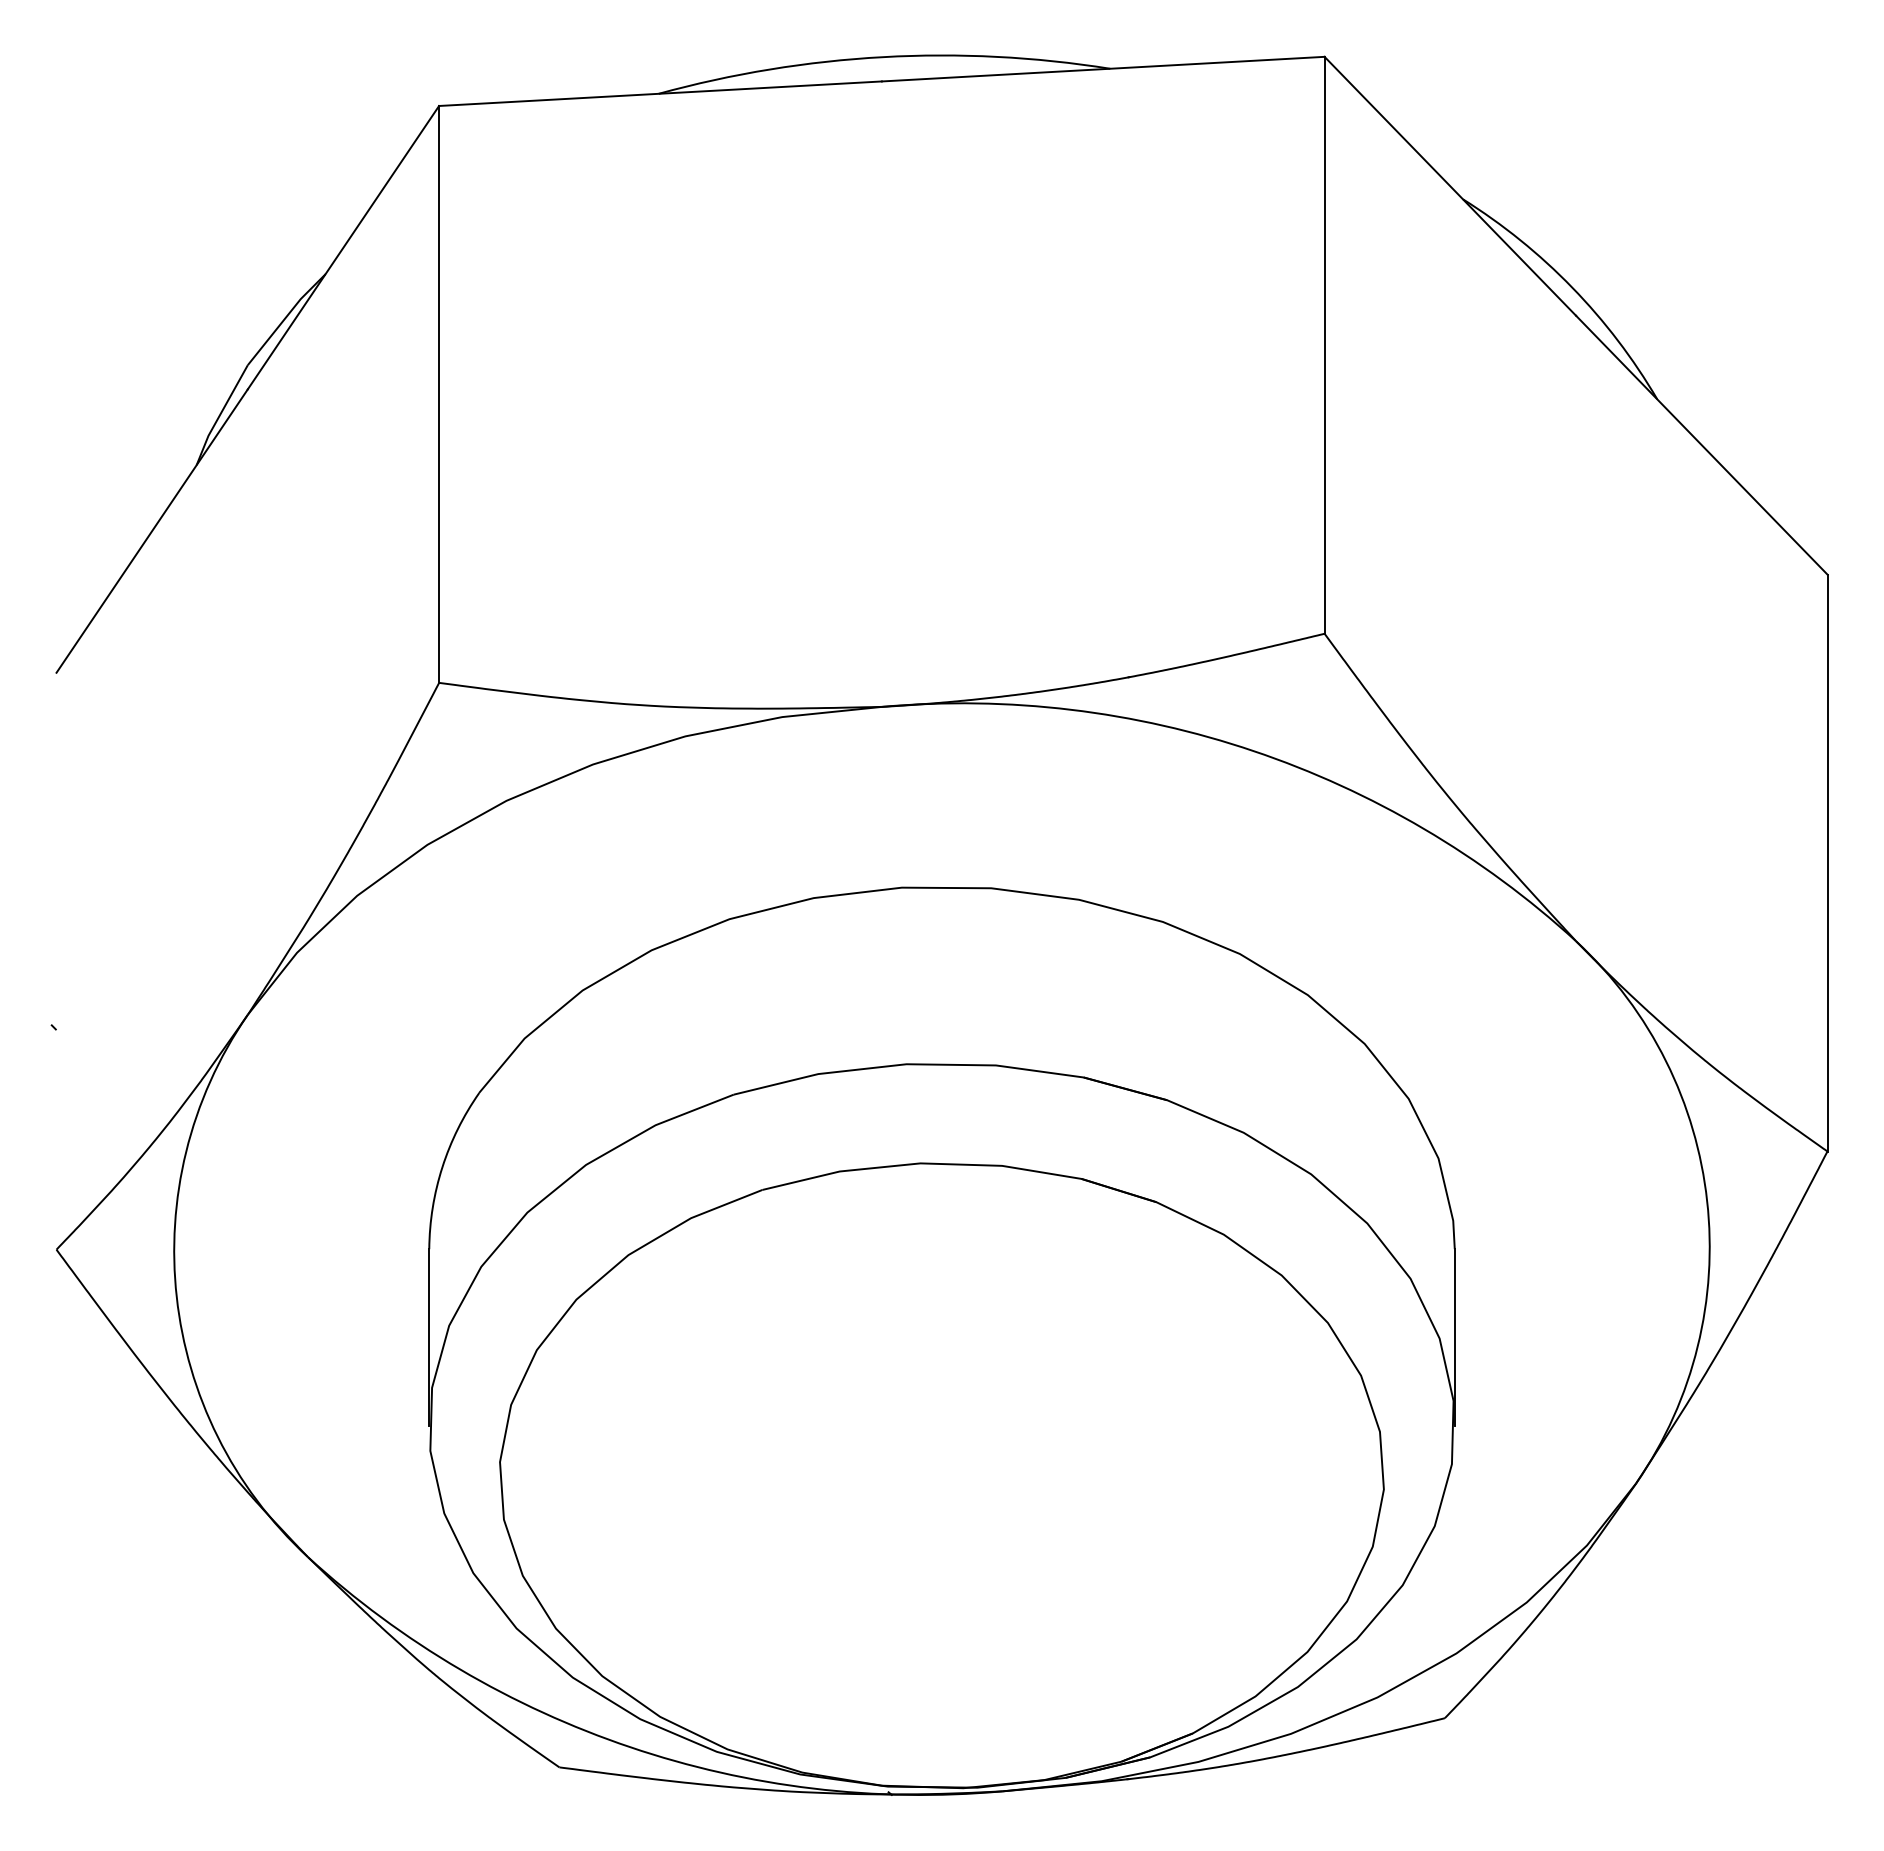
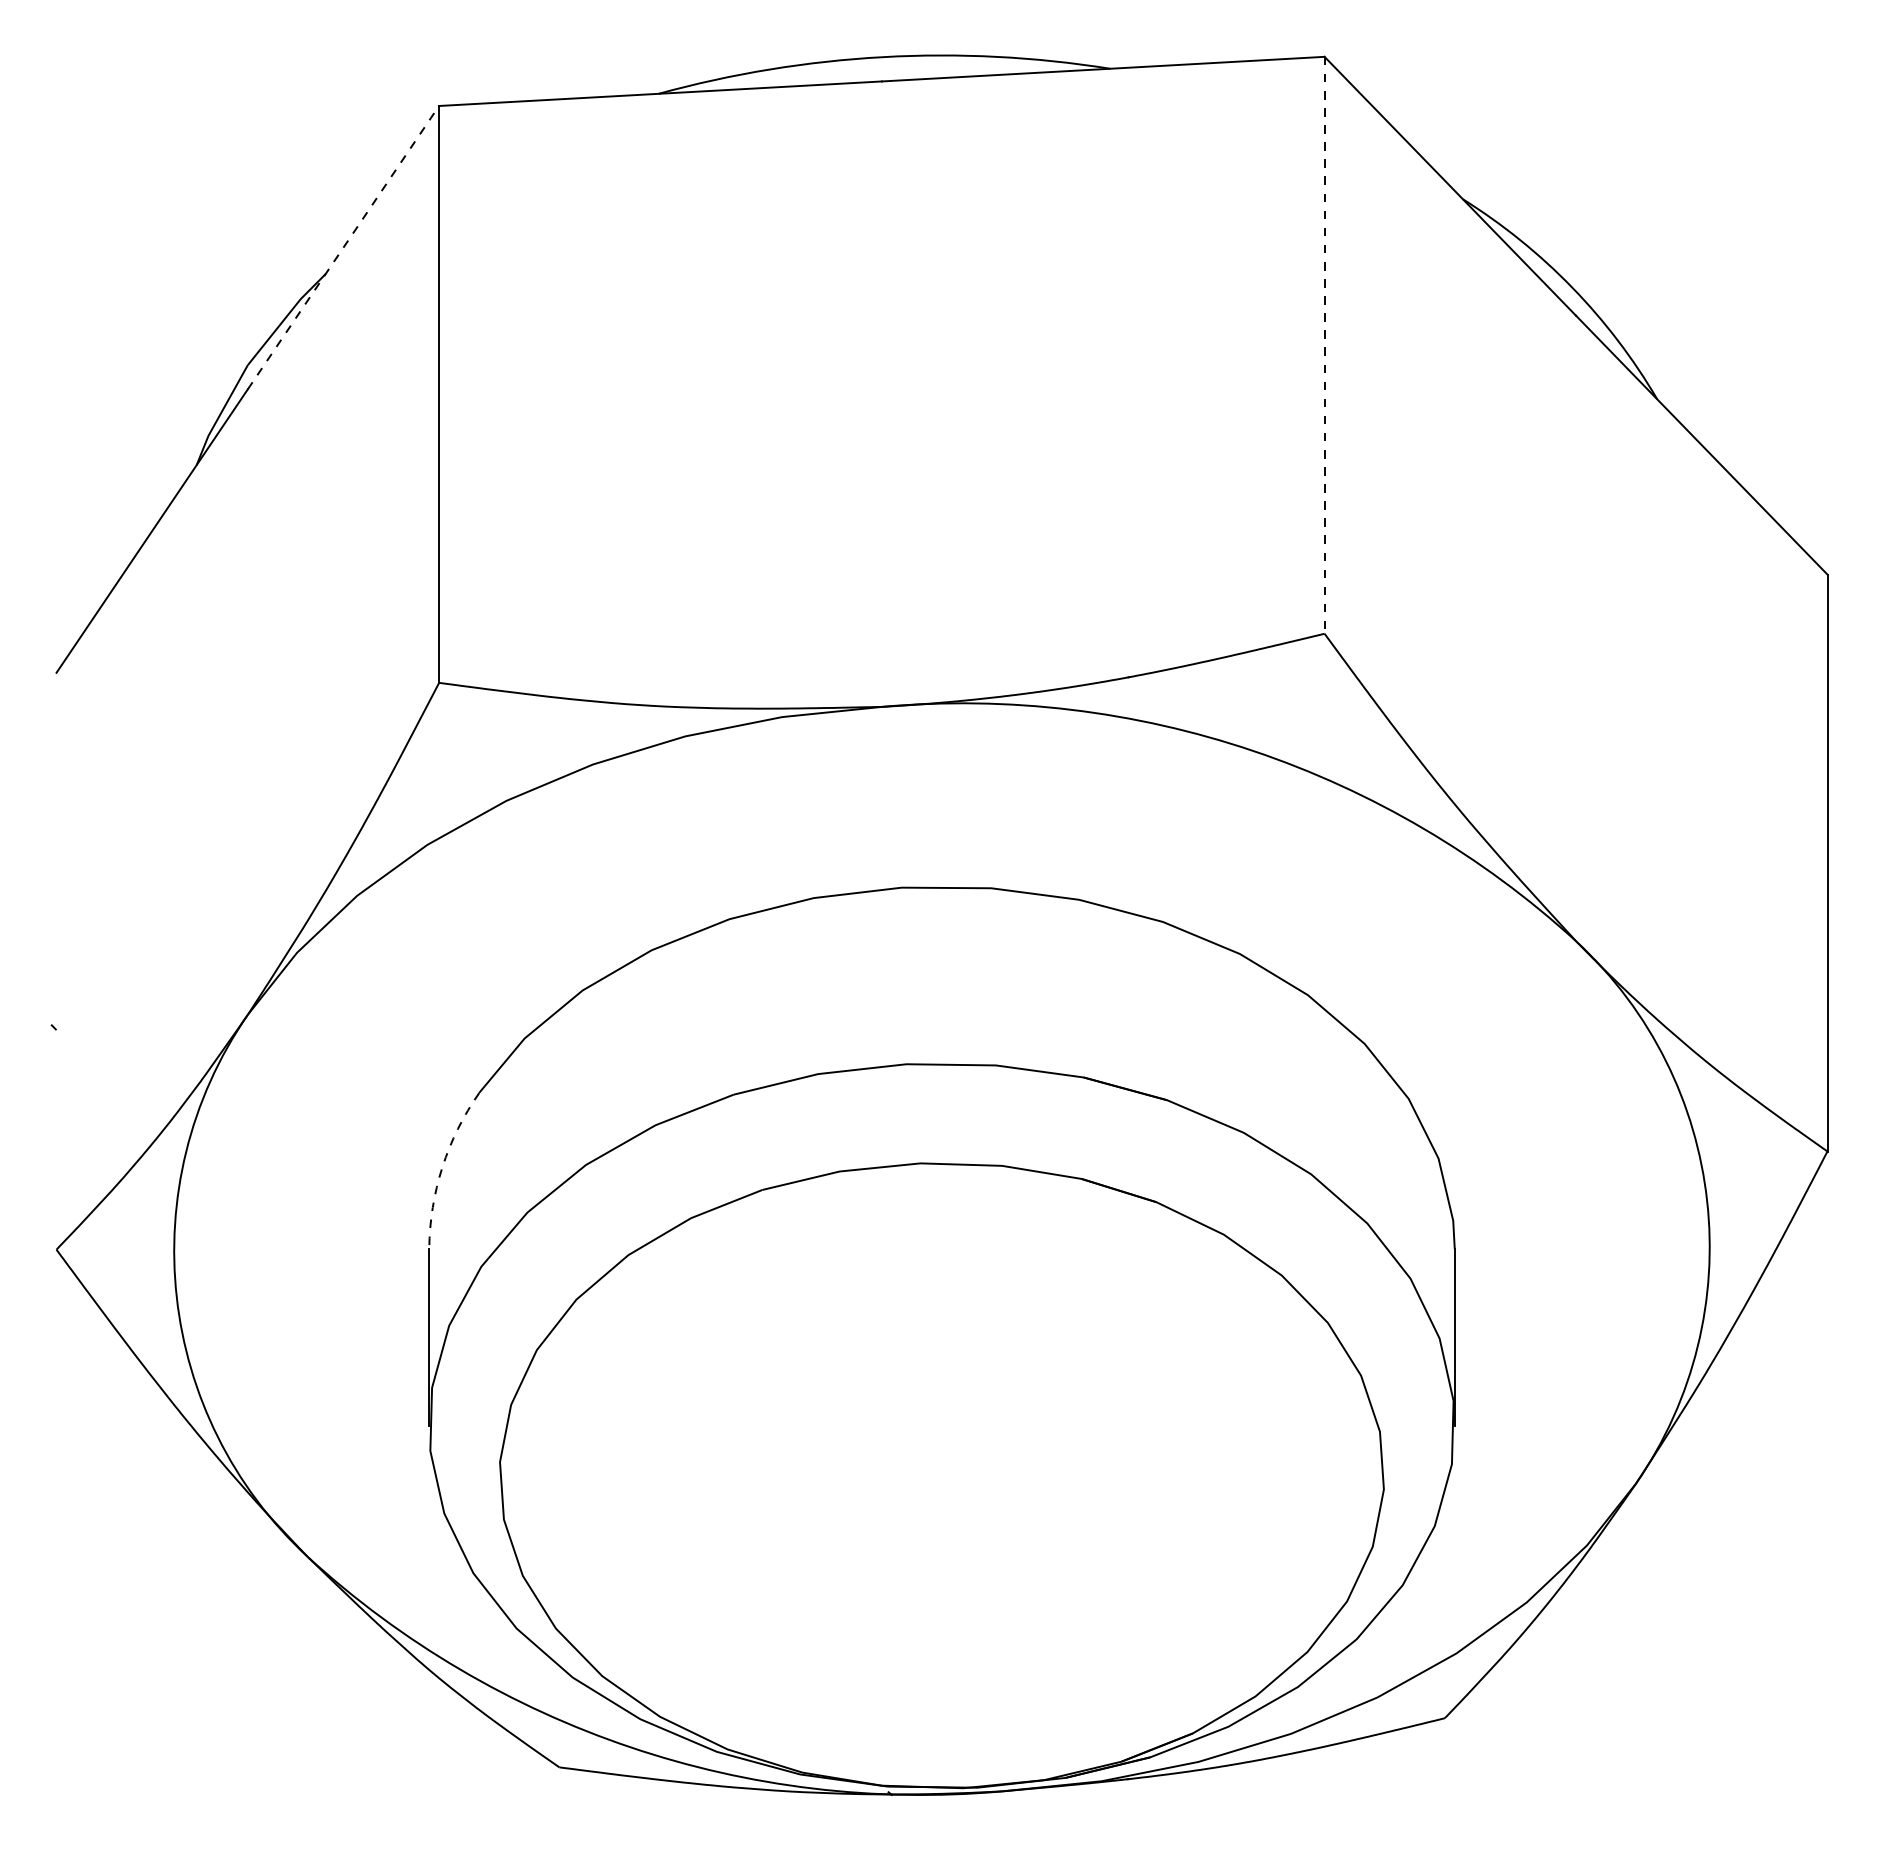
line: solid -> dashed (343, 247)
line: solid -> dashed (1324, 345)
arc: solid -> dashed (442, 1167)
